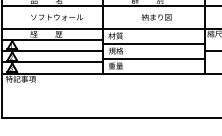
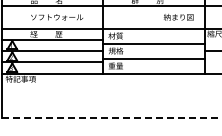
text position: (156, 17) -> (178, 17) (178, 17)
line: solid -> dashed (112, 118)
